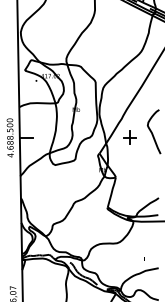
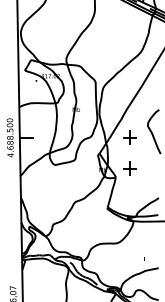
part: none -> present (129, 168)
